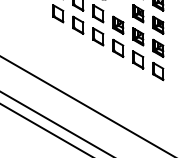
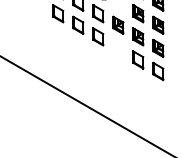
part: present -> none (118, 47)
line: present -> none (55, 123)
line: present -> none (45, 129)
